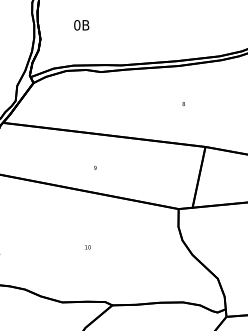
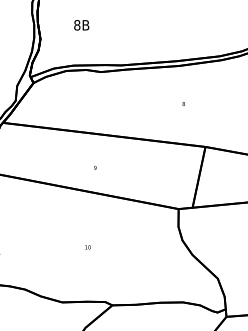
text: 0B -> 8B (77, 25)
